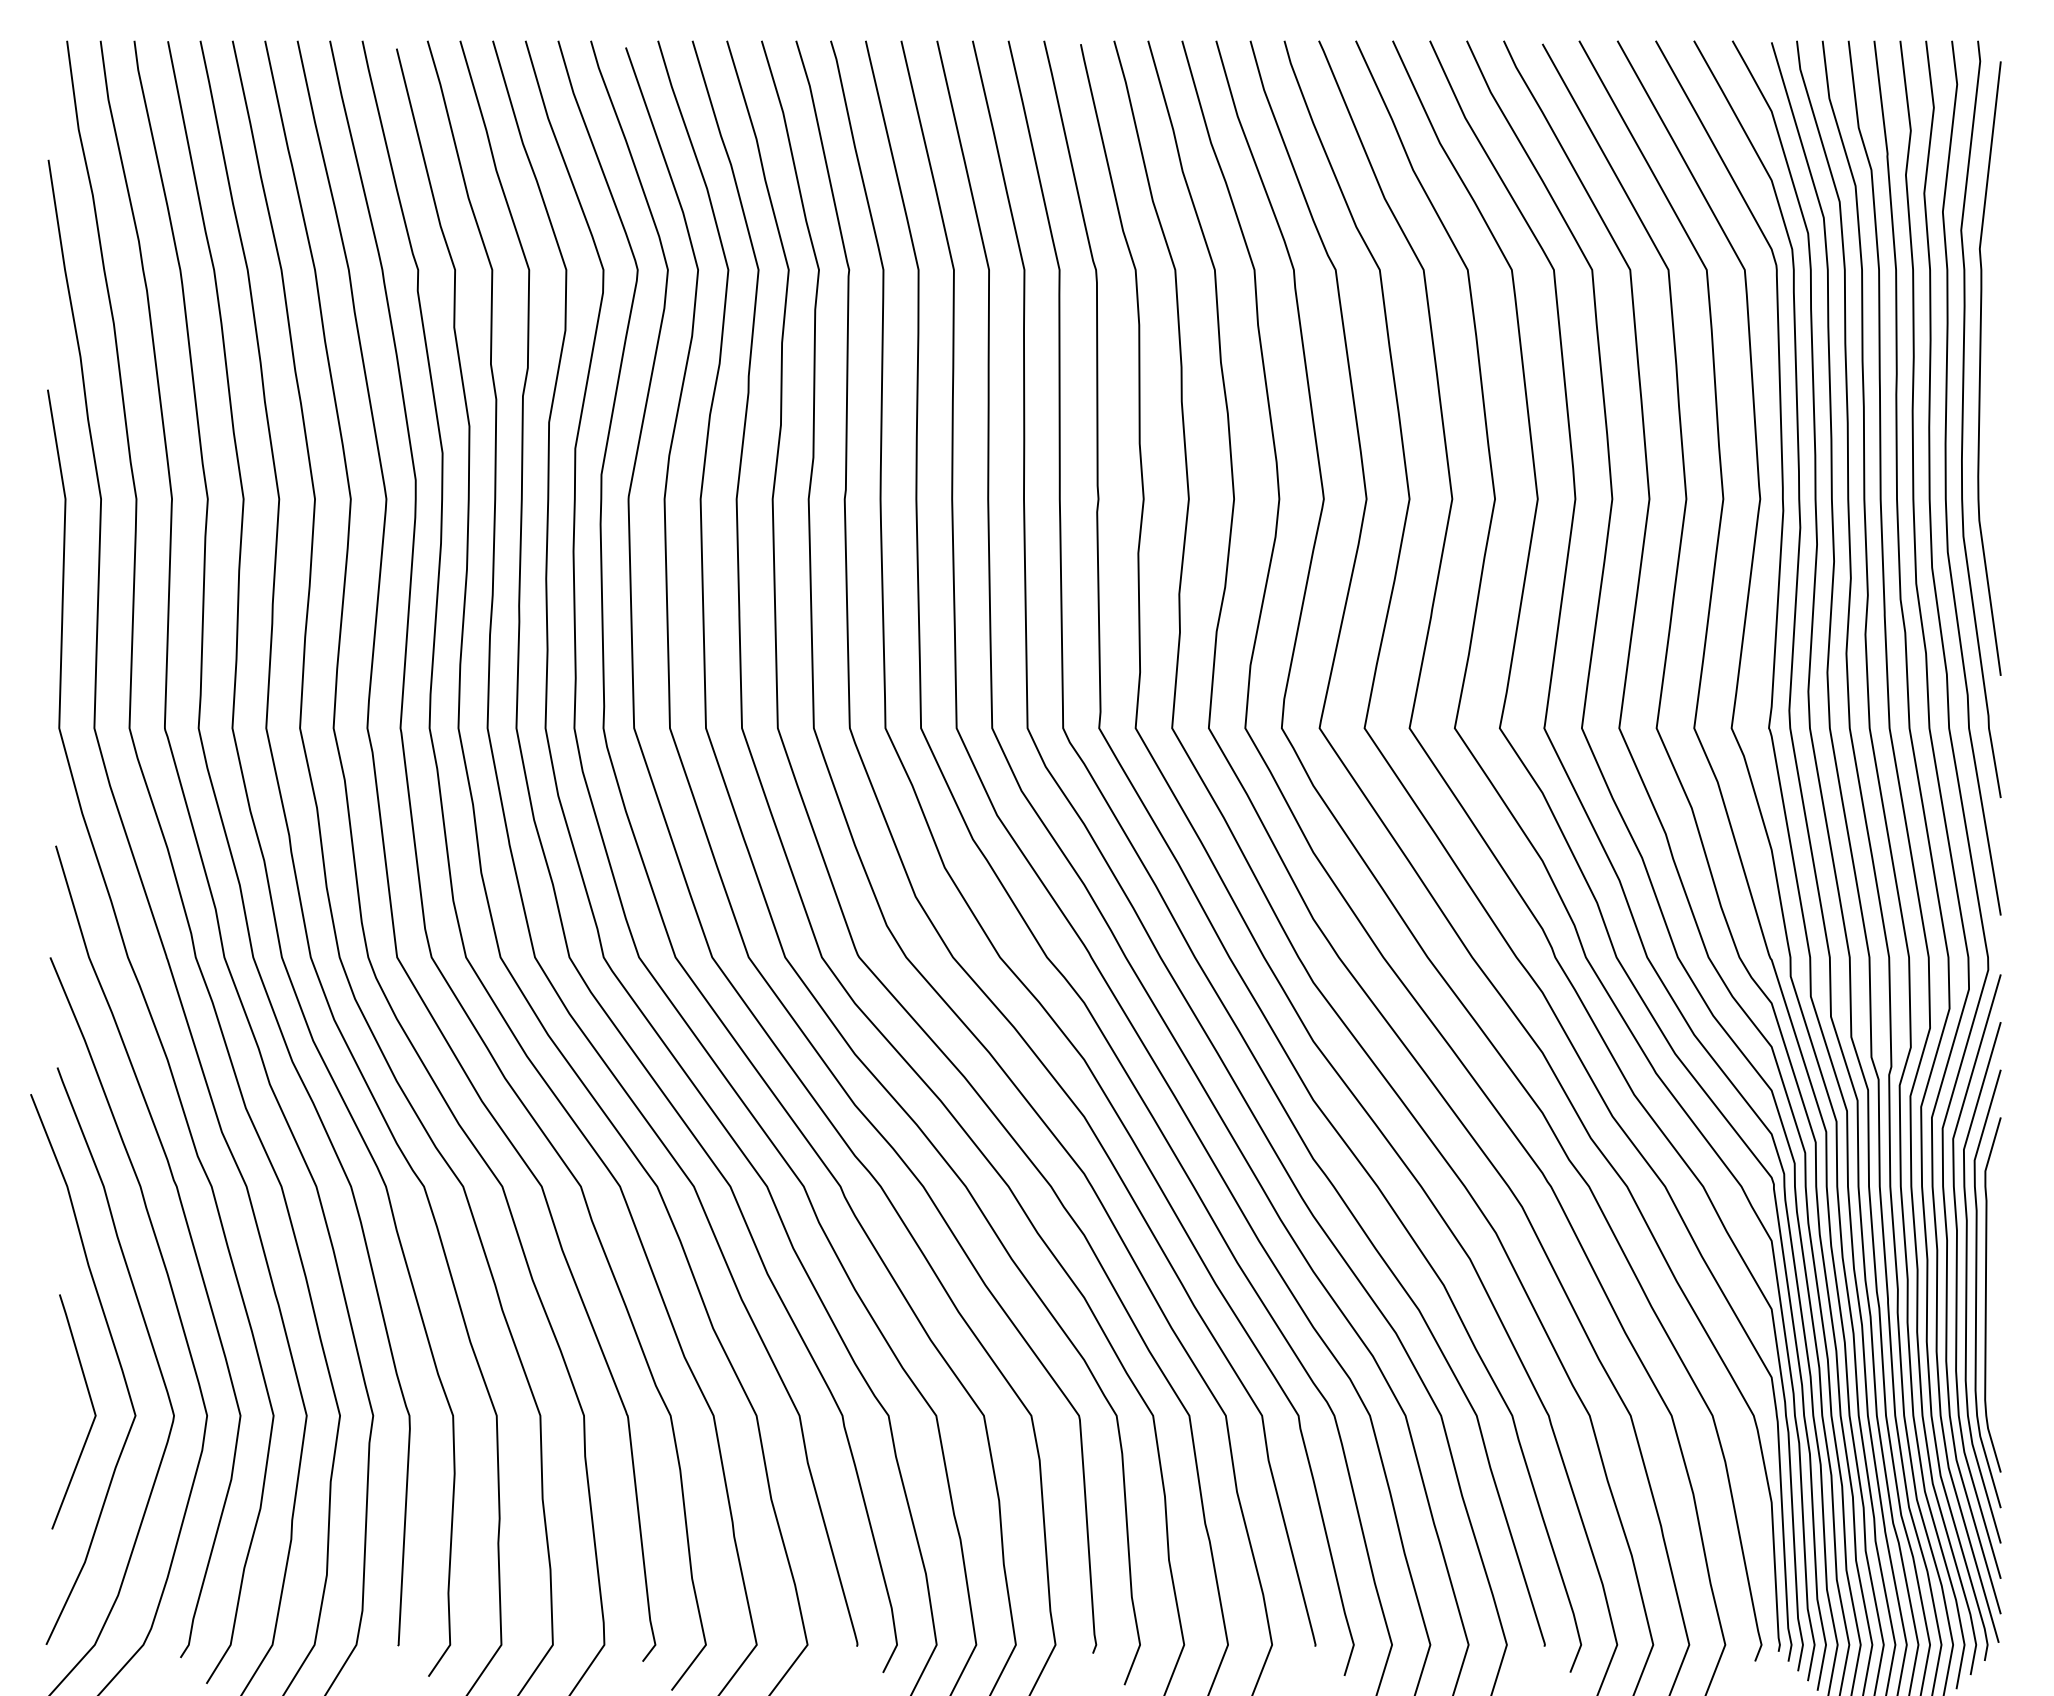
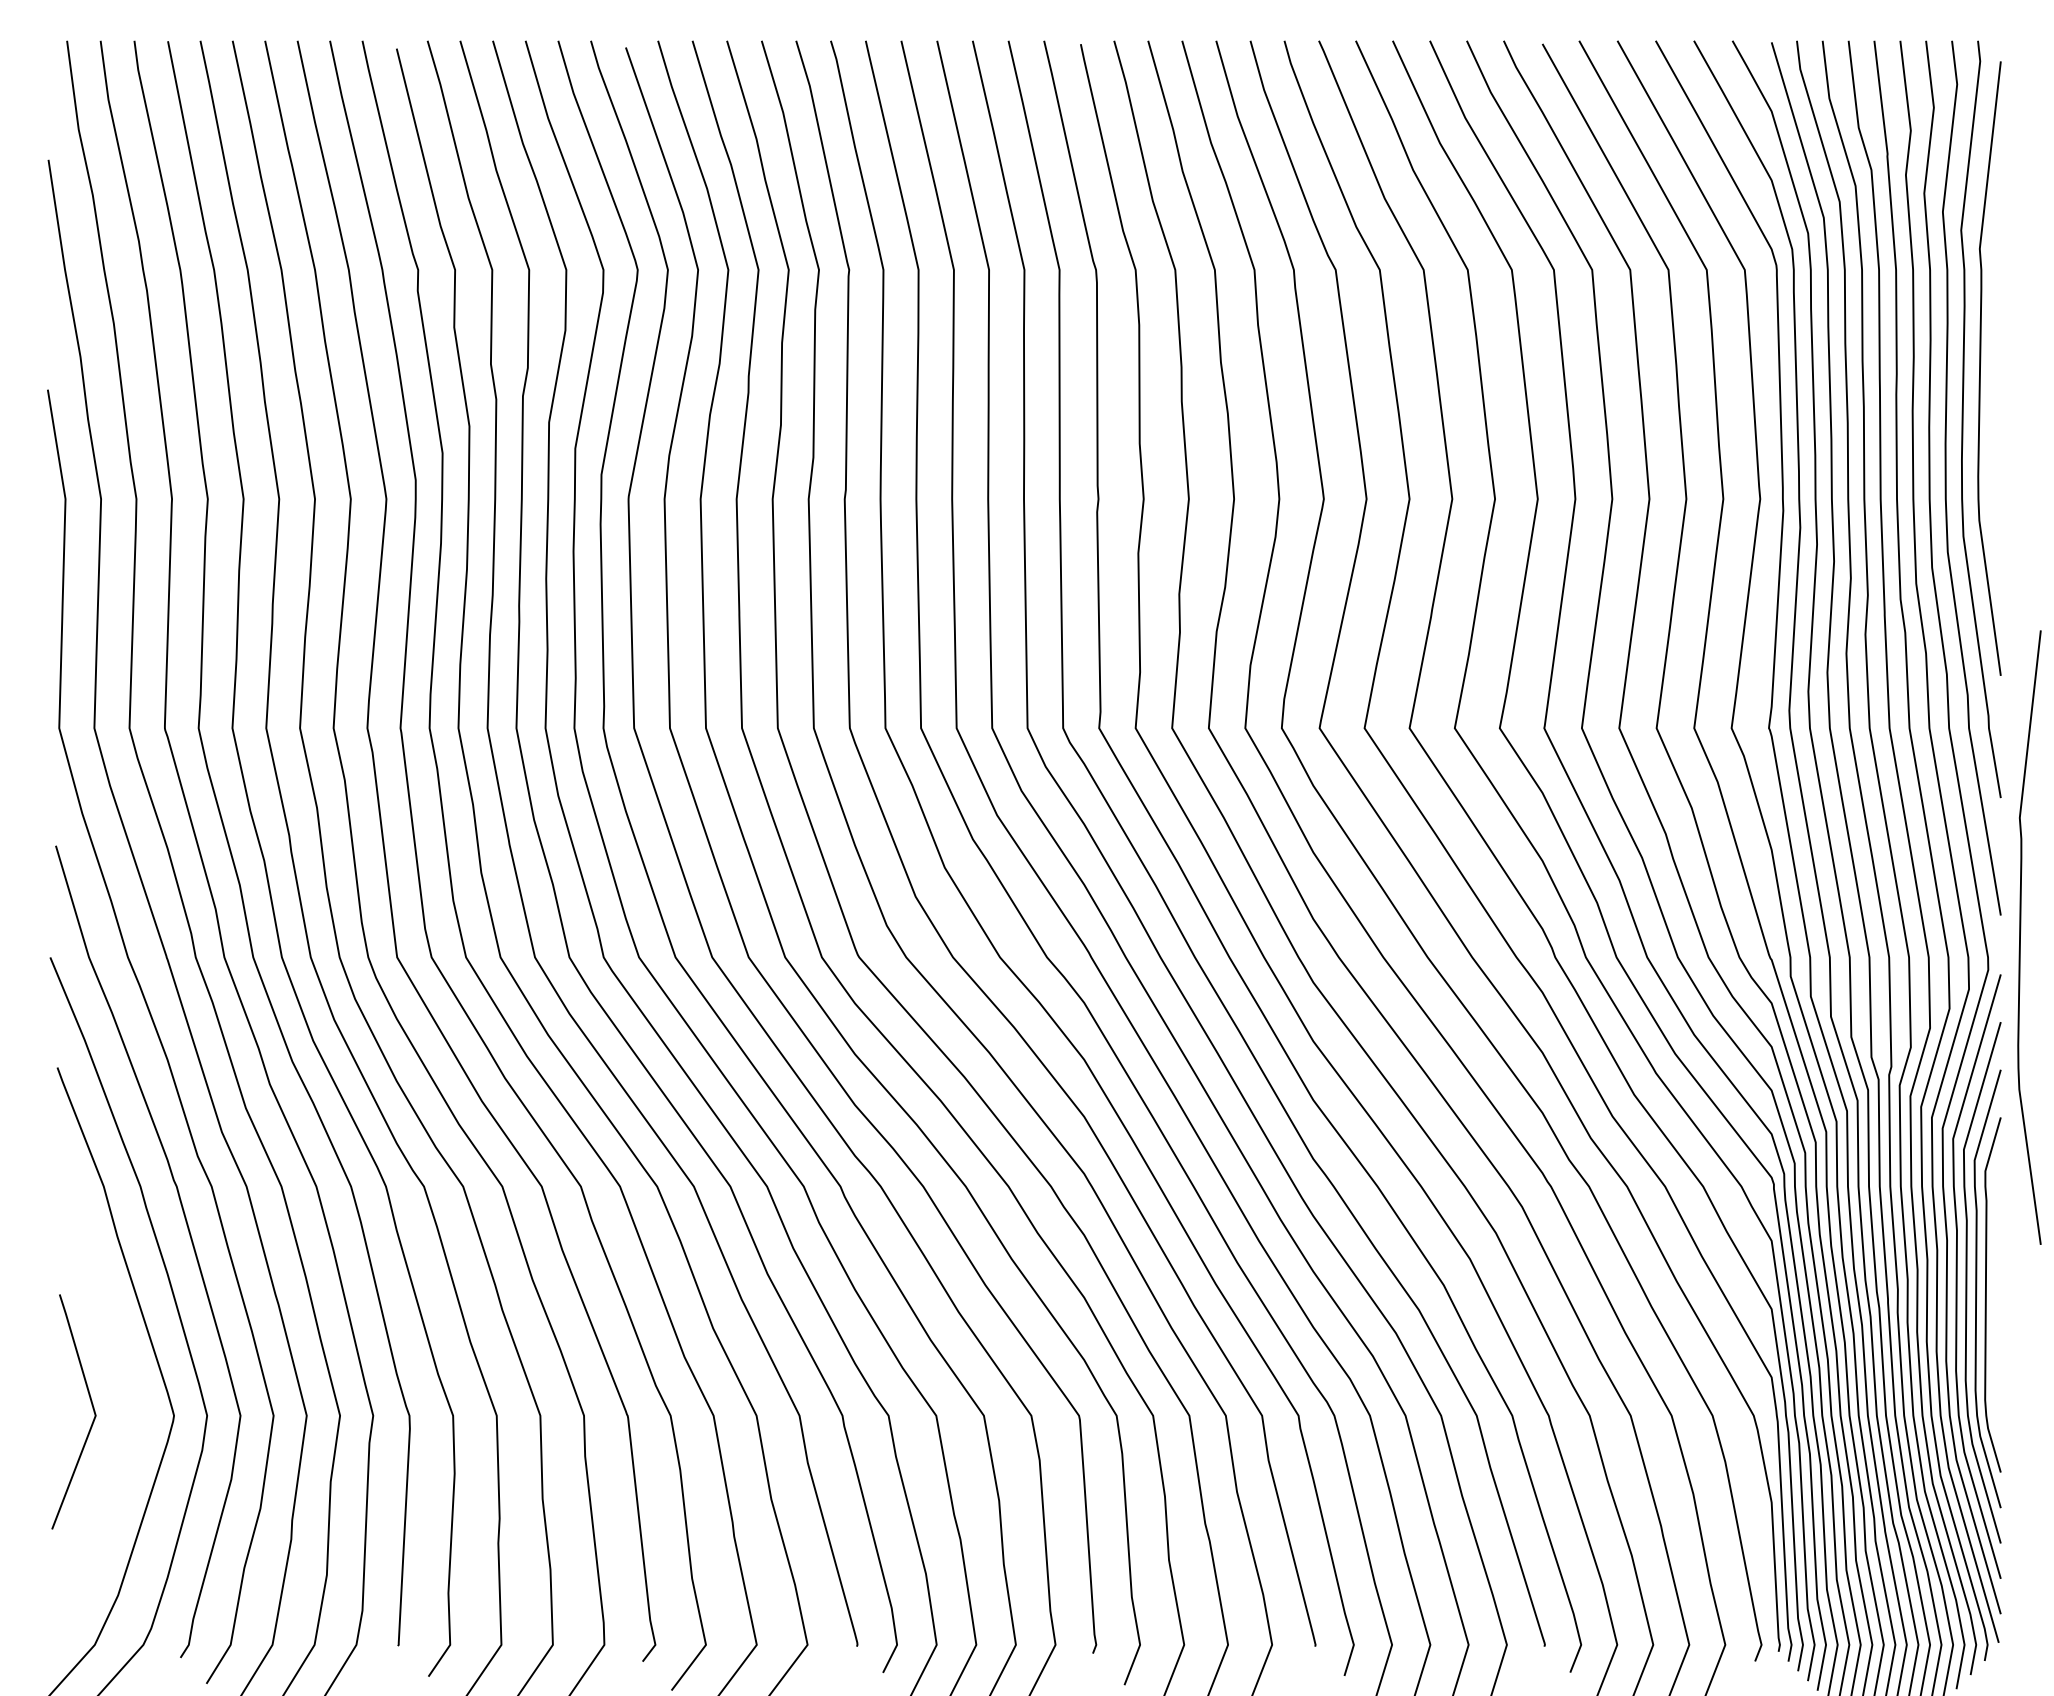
curve: none -> present (2020, 937)
curve: present -> none (117, 1359)
